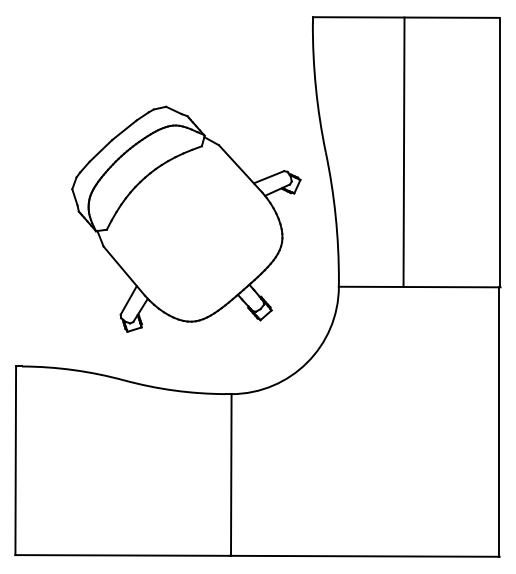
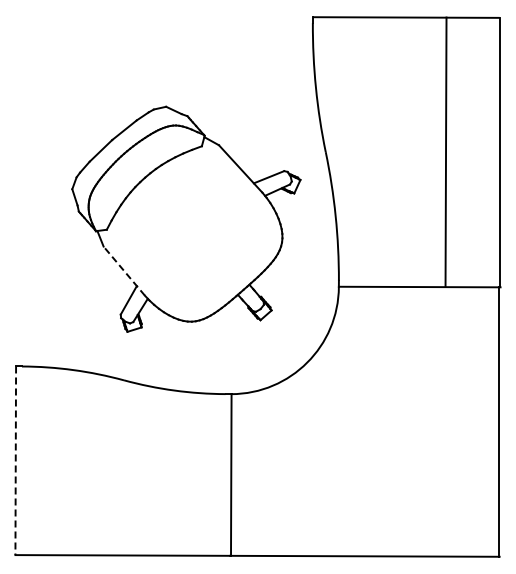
line position: (403, 151) -> (445, 151) (445, 151)
line: solid -> dashed (123, 270)
line: solid -> dashed (15, 461)
